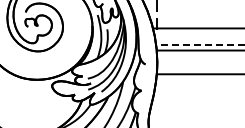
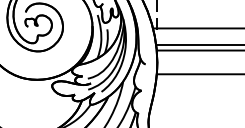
line: dashed -> solid (200, 45)
